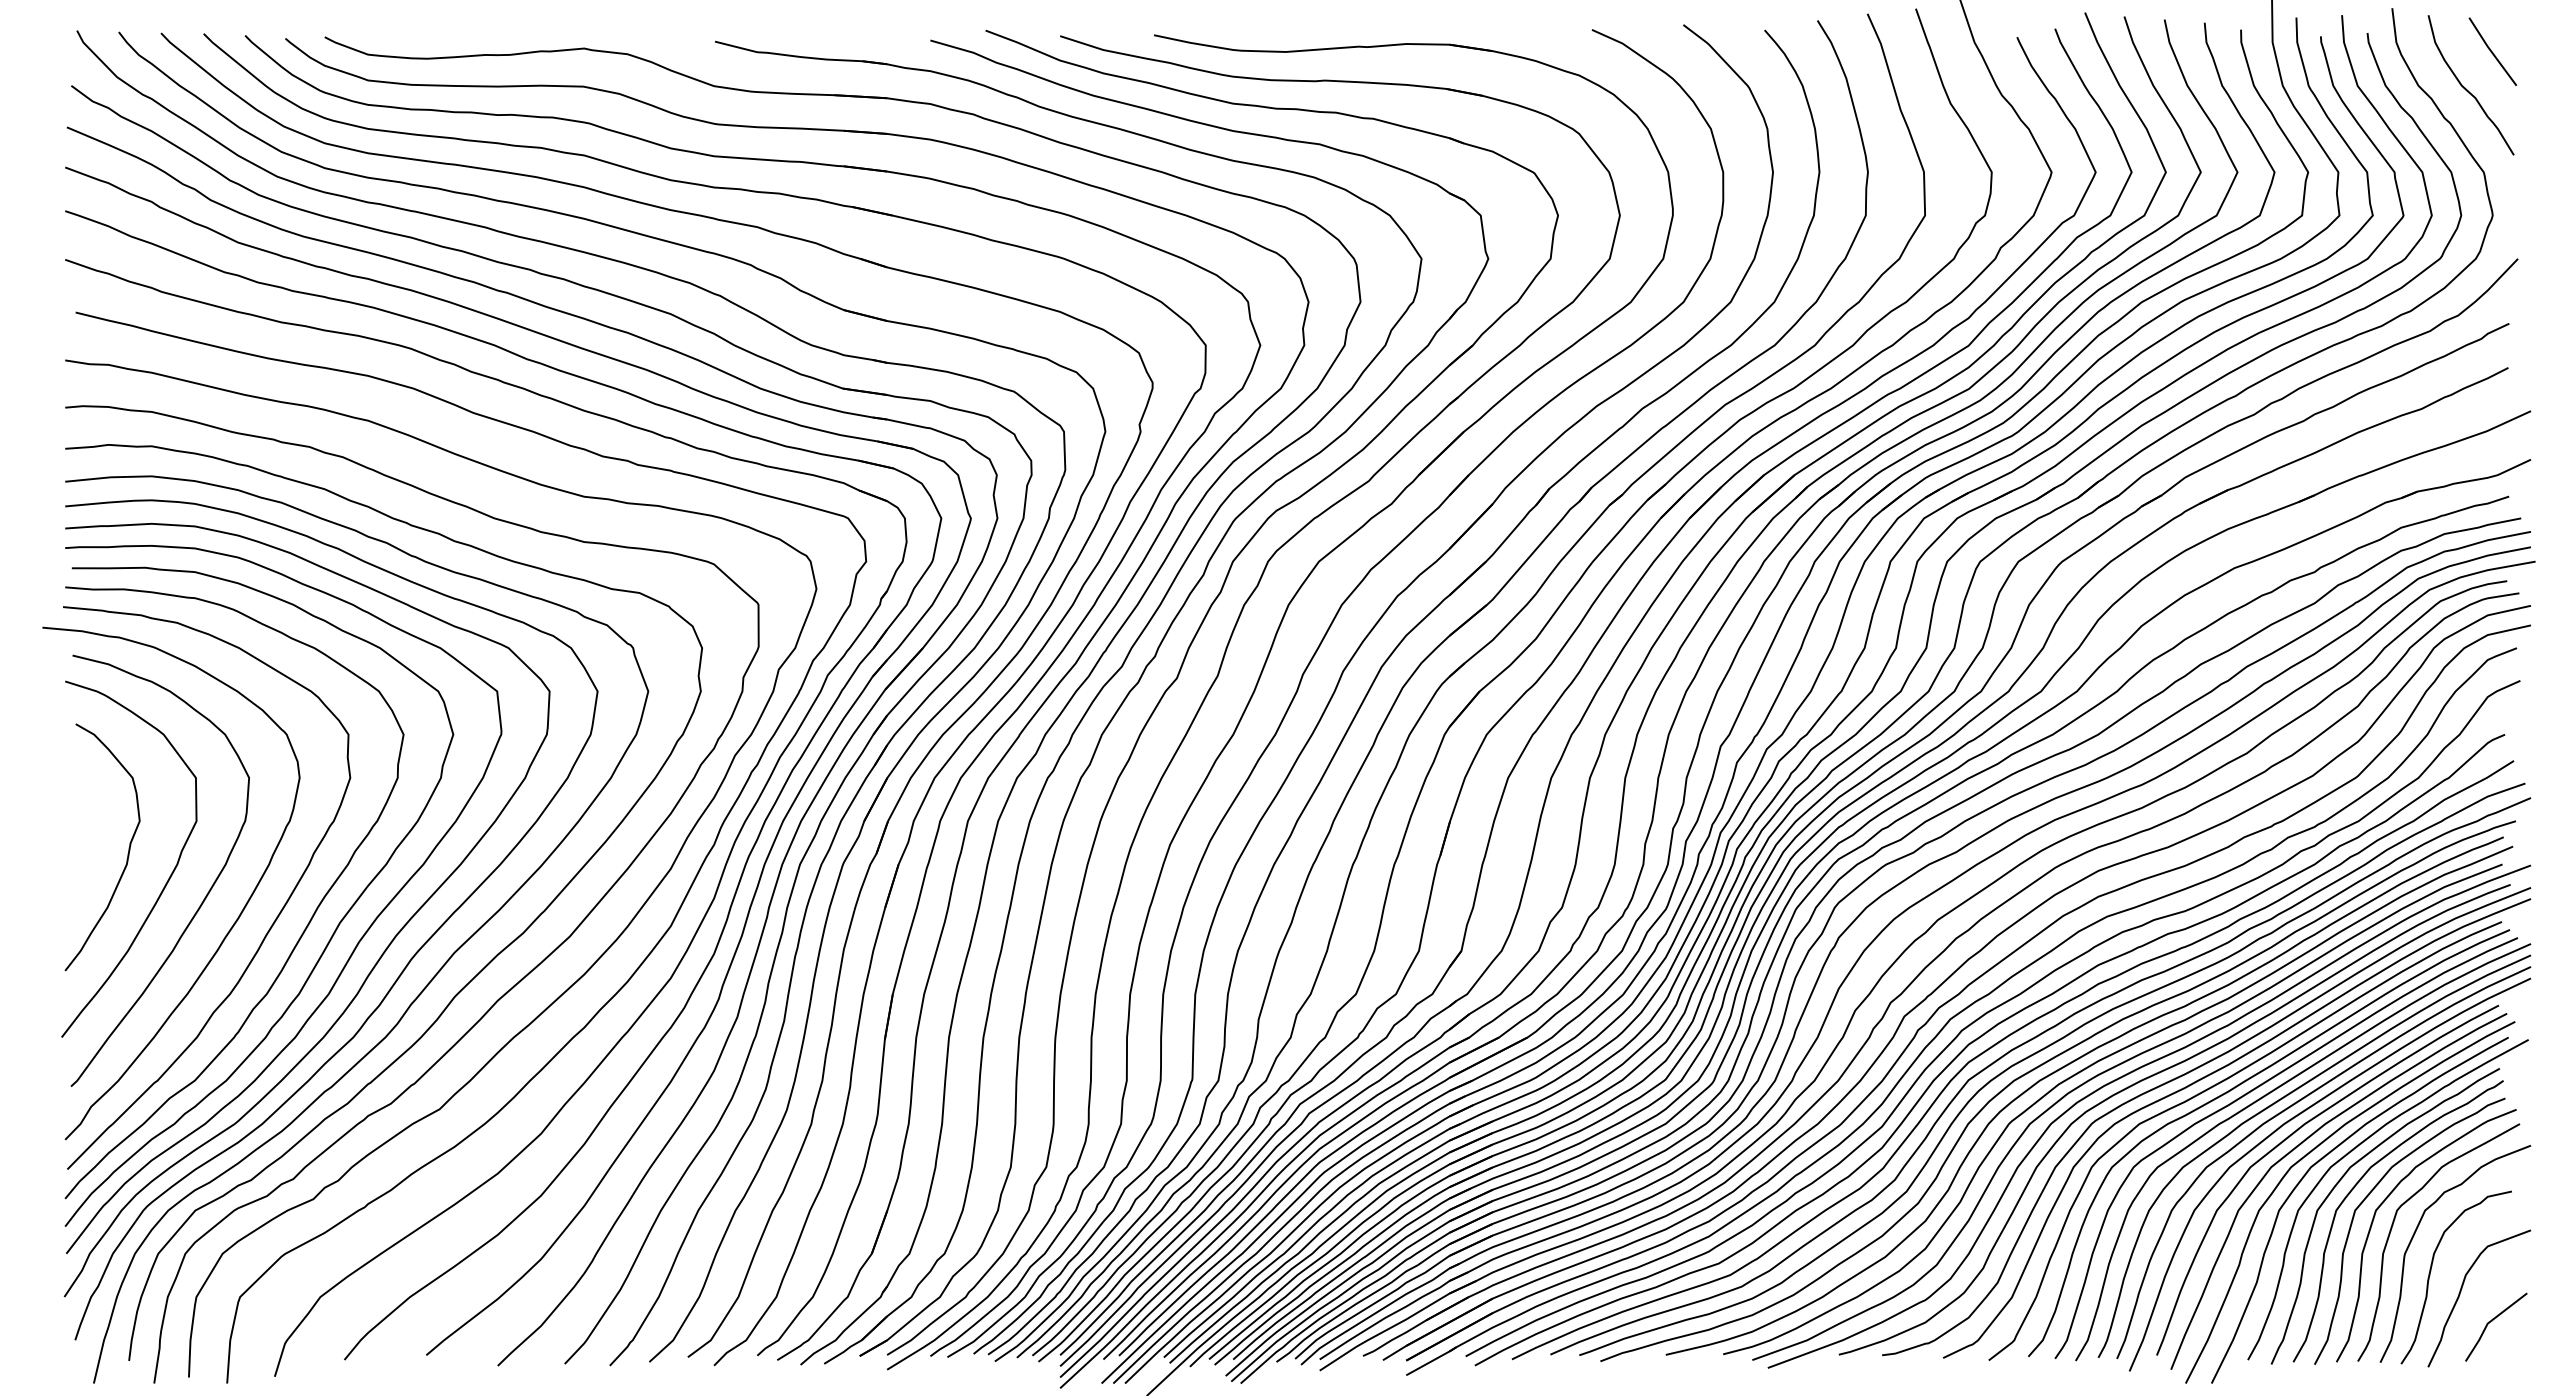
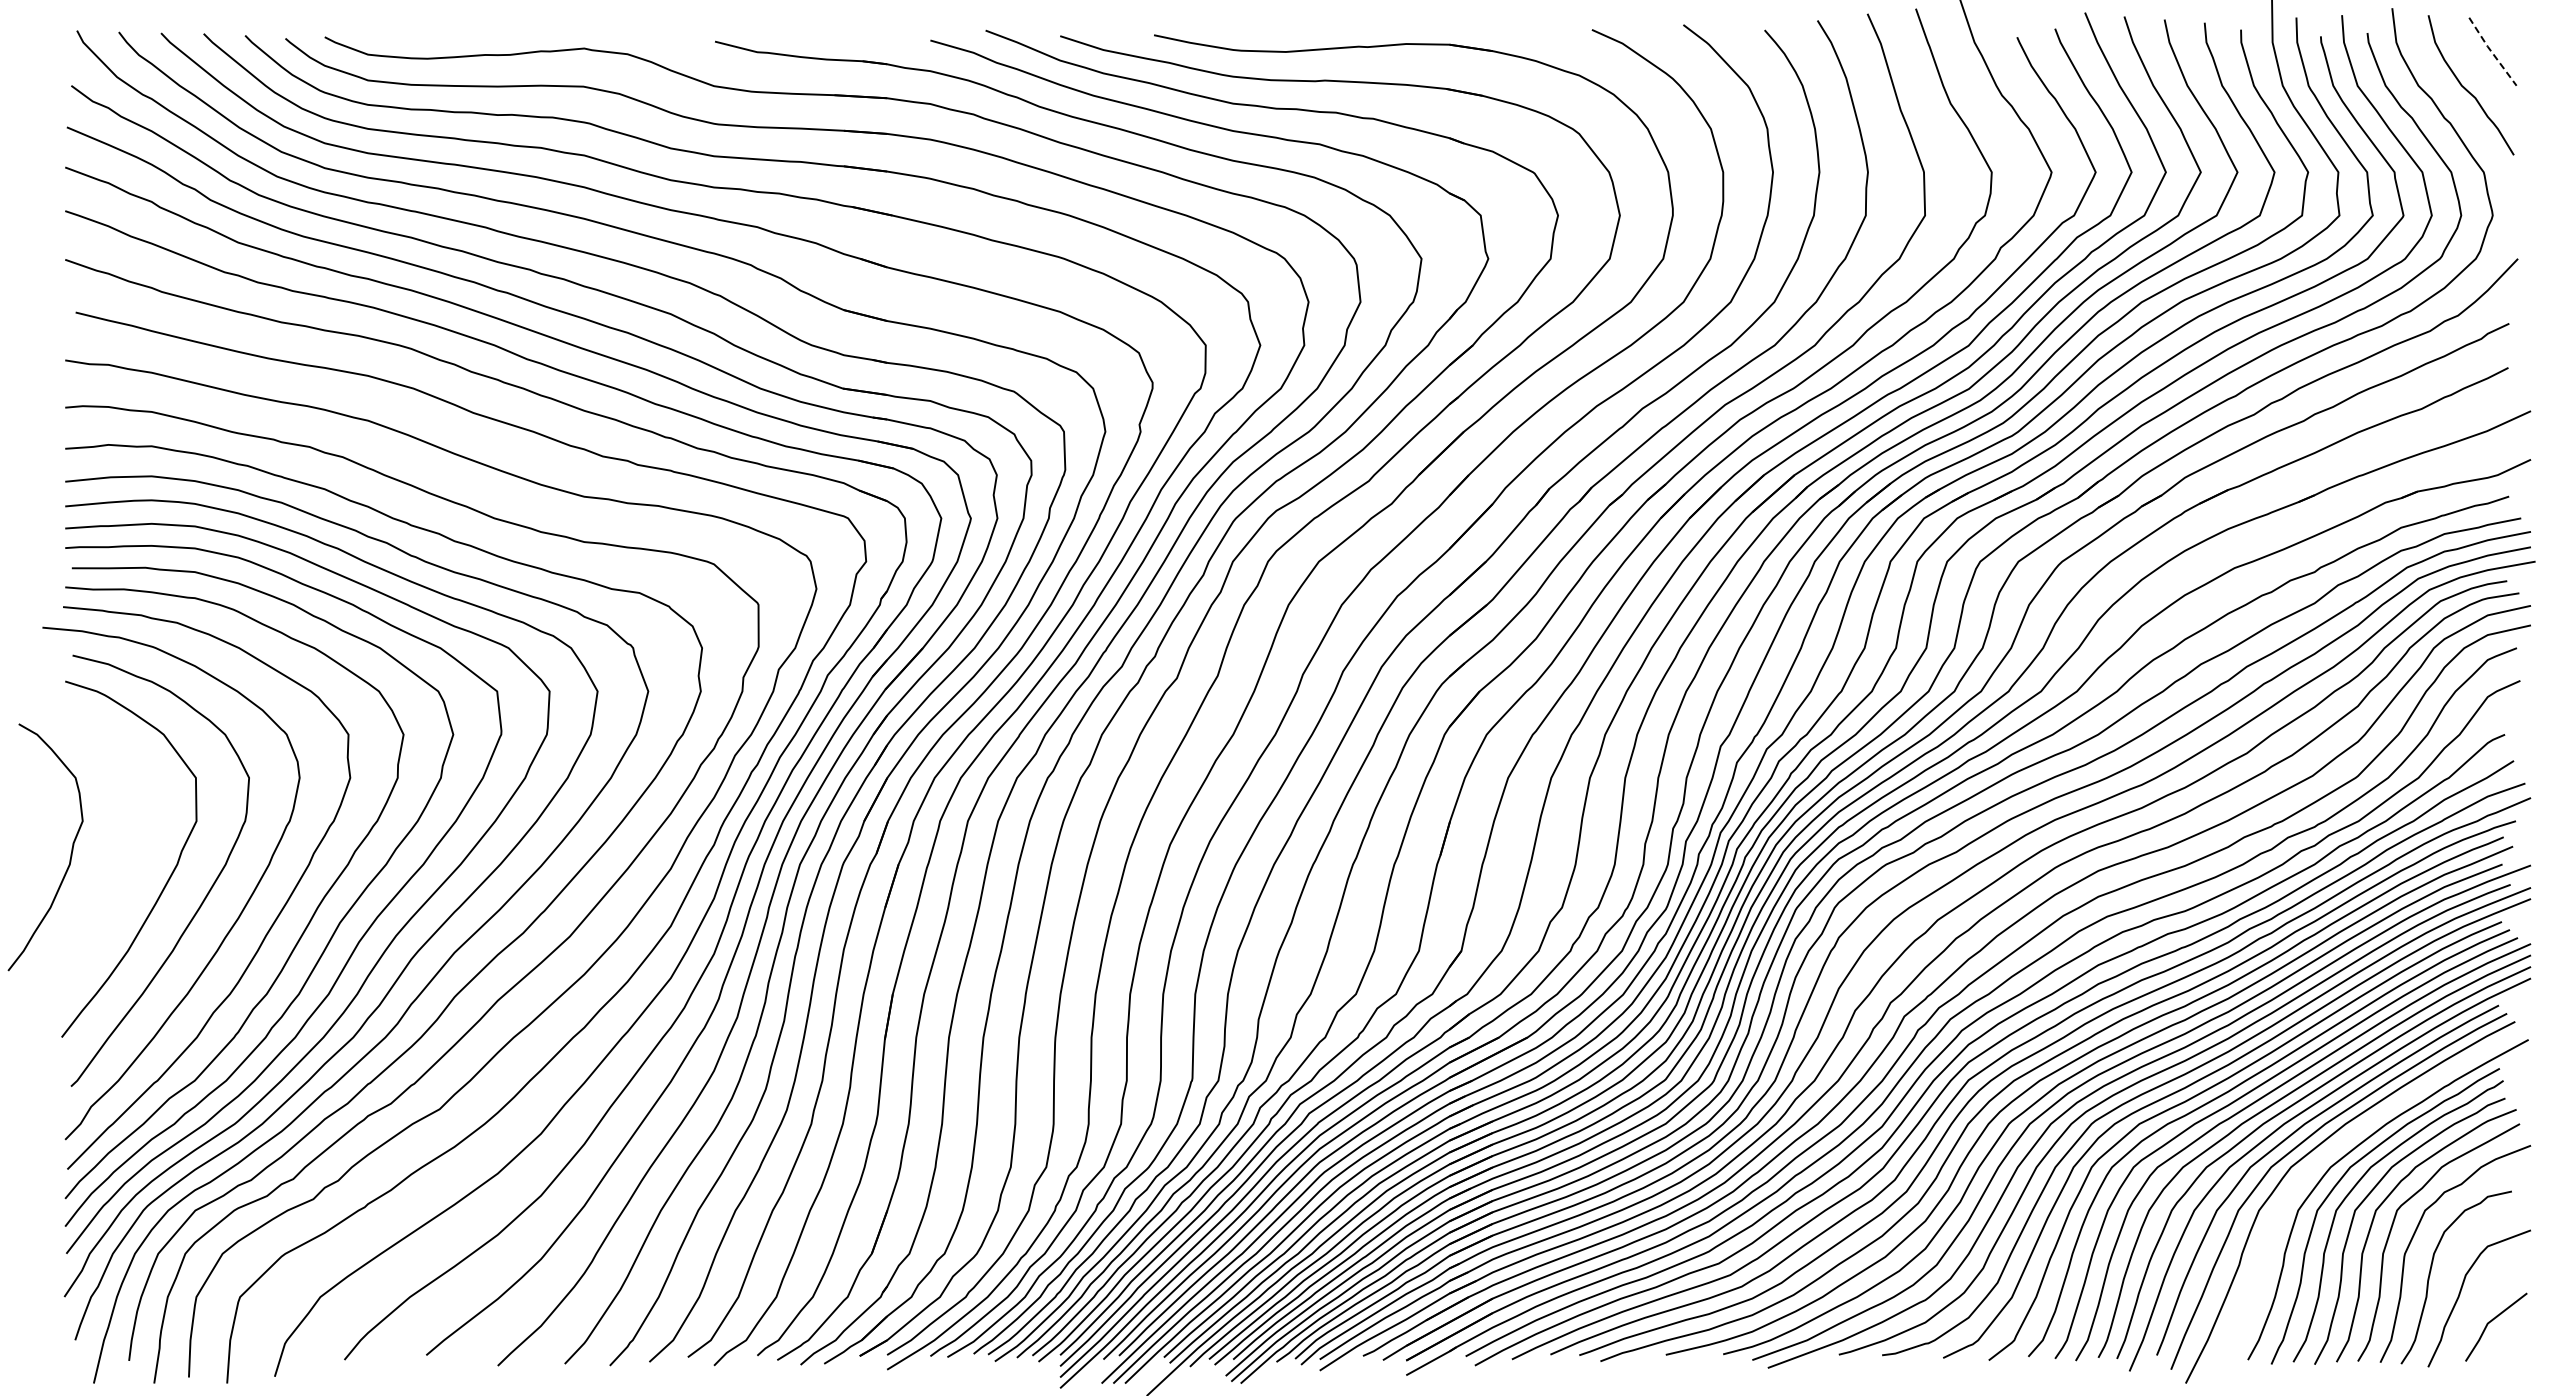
line: solid -> dashed (2491, 52)
curve position: (127, 853) -> (70, 853) (70, 853)
curve: present -> none (2321, 1160)
